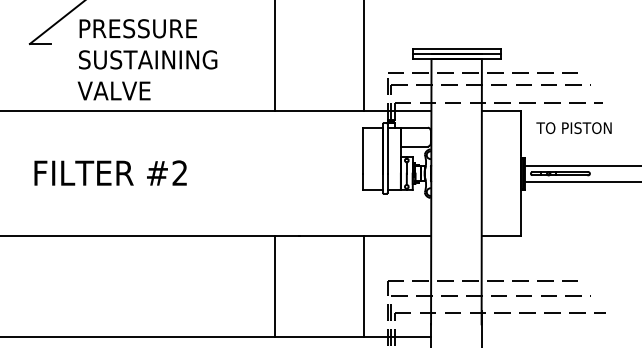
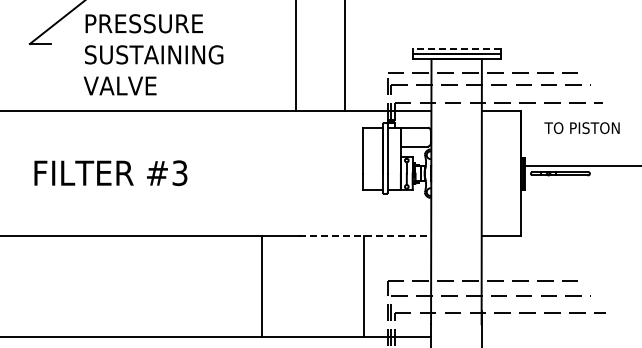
line: solid -> dashed (456, 48)
line position: (274, 56) -> (295, 56) (295, 56)
line position: (364, 56) -> (345, 56) (345, 56)
text position: (147, 59) -> (153, 54) (153, 54)
text position: (573, 128) -> (581, 128) (581, 128)
text: #2 -> #3 (179, 173)
line: present -> none (581, 181)
line: solid -> dashed (365, 236)
line position: (274, 286) -> (261, 286) (261, 286)
